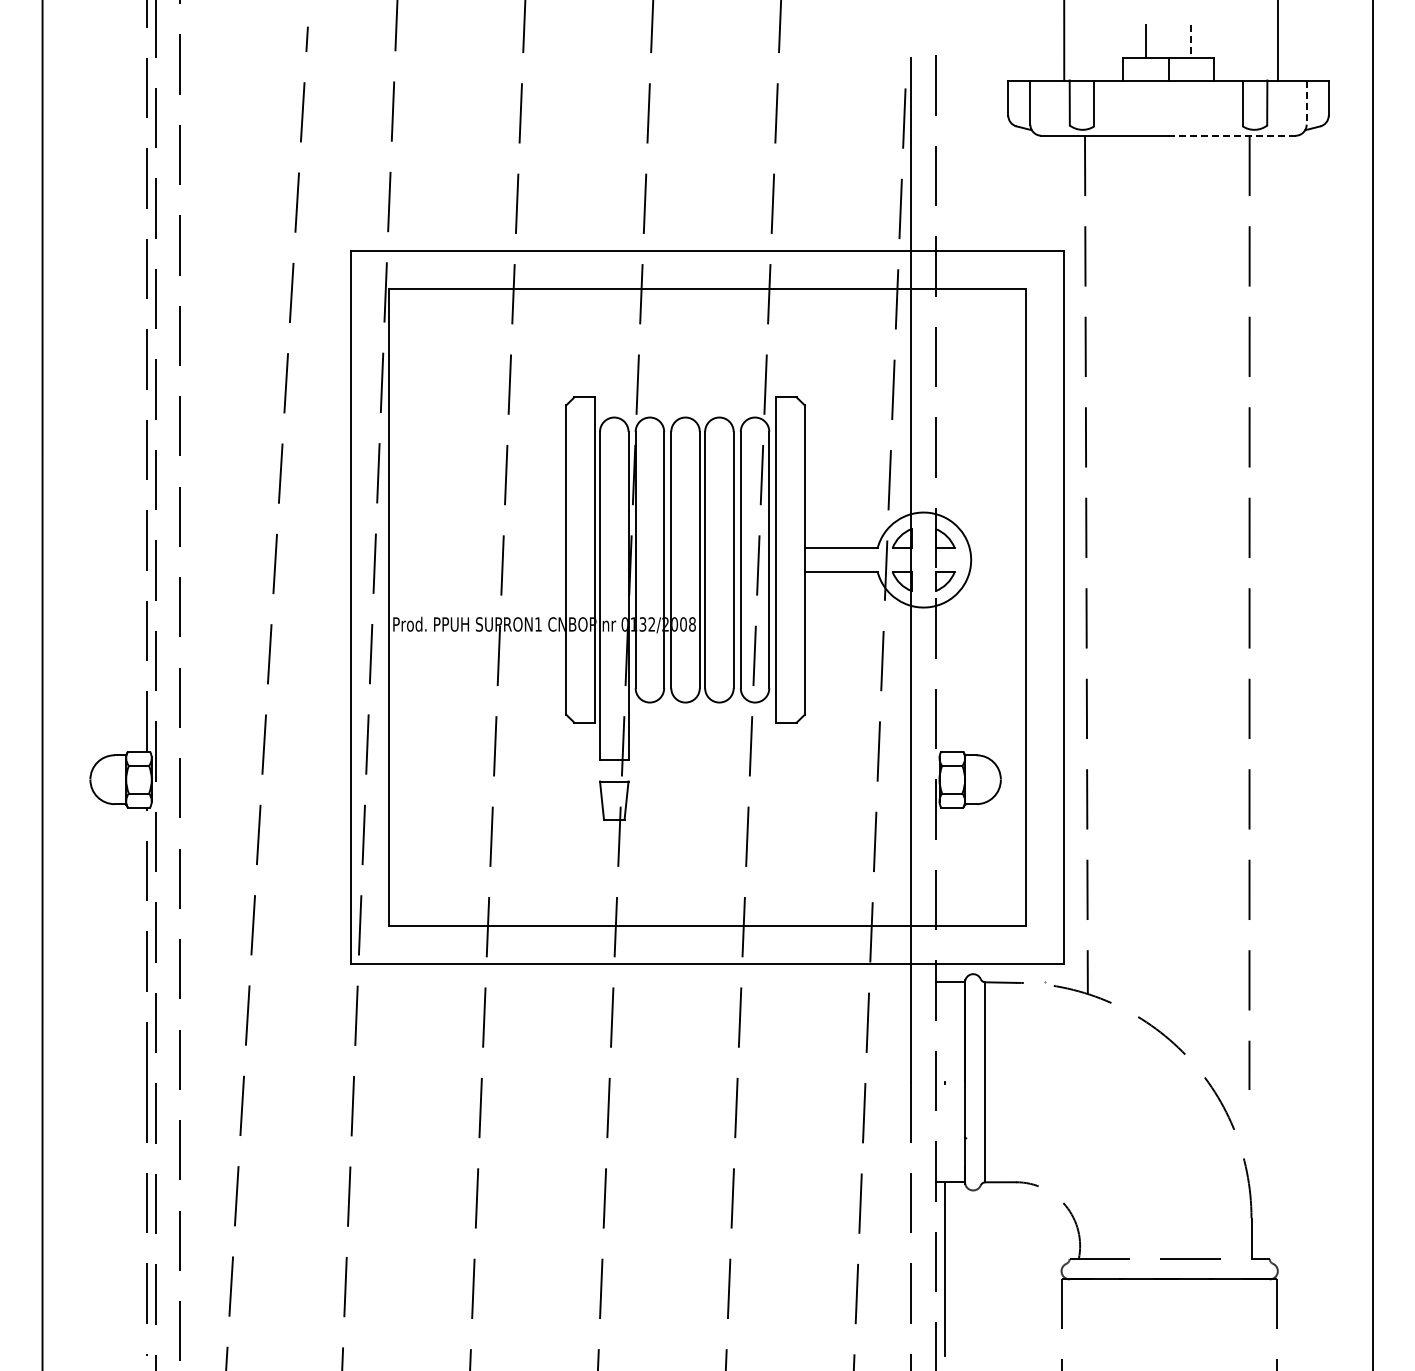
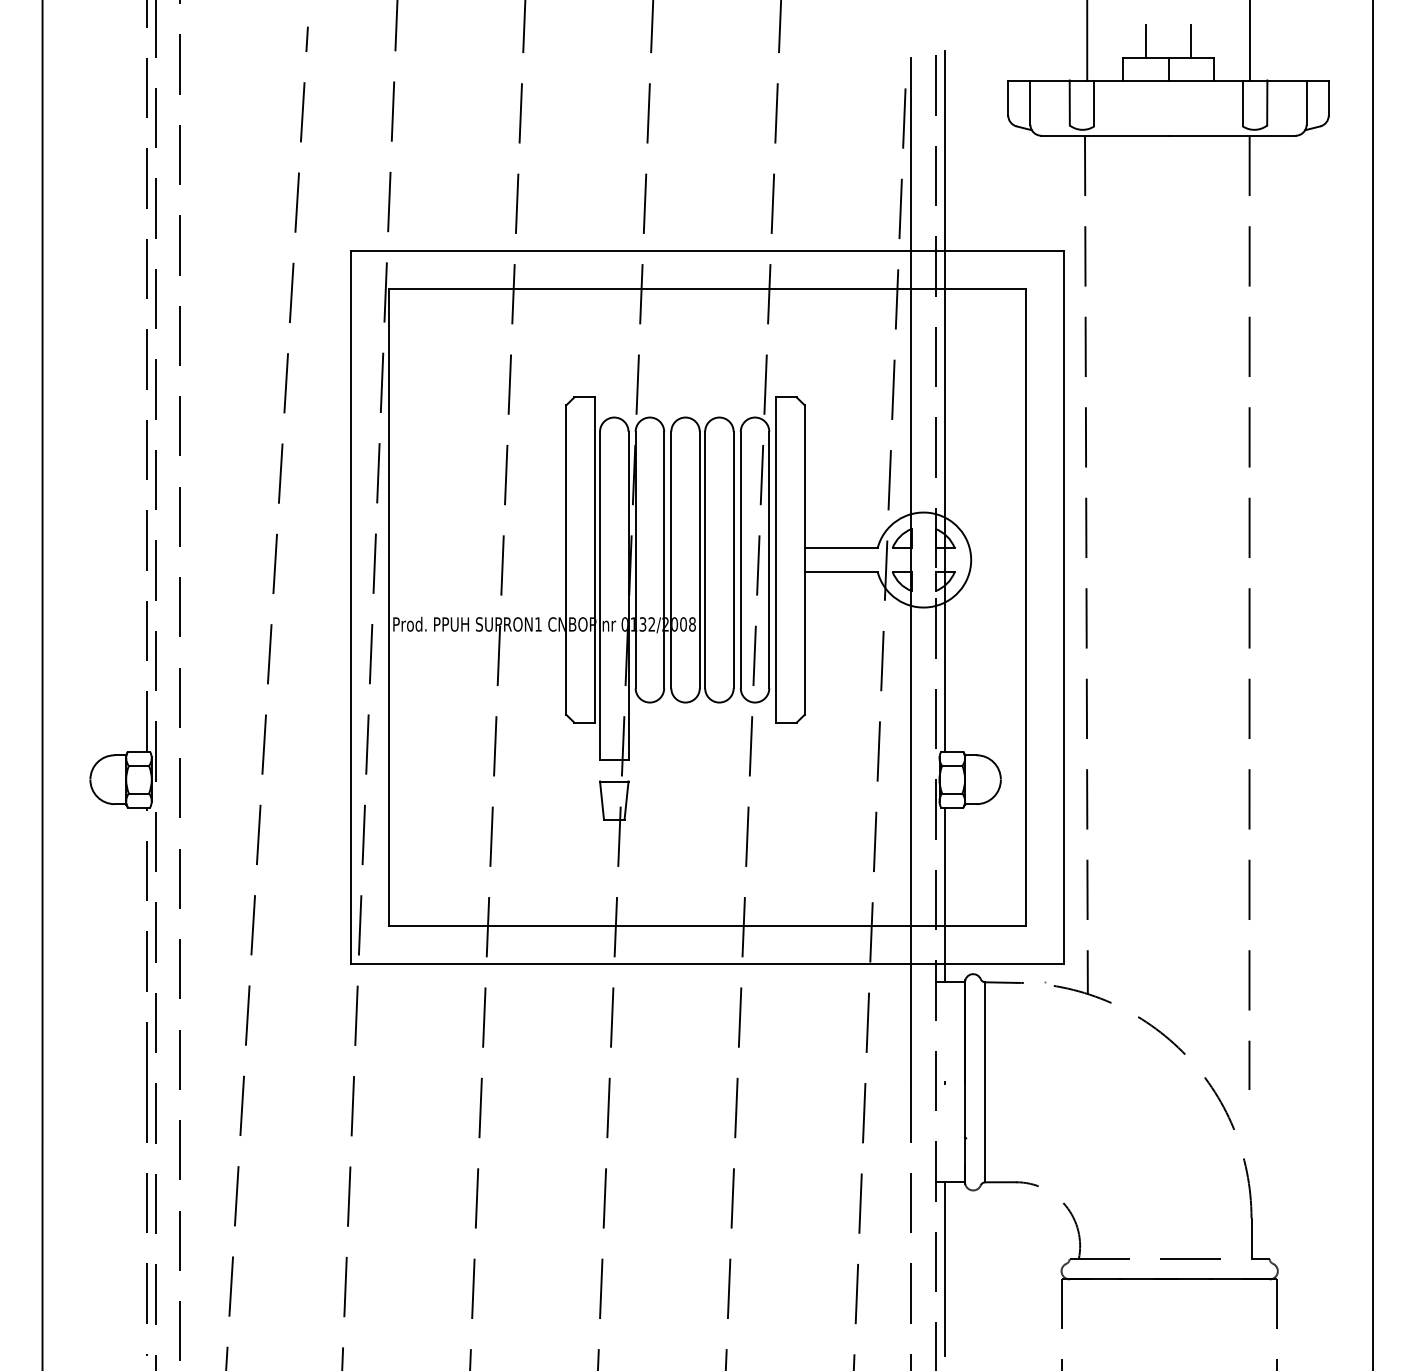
line position: (1064, 41) -> (1087, 41) (1087, 41)
line: dashed -> solid (1190, 41)
line position: (1277, 41) -> (1249, 41) (1249, 41)
line: dashed -> solid (1306, 103)
line: dashed -> solid (1232, 135)
line: none -> present (944, 401)
line: none -> present (944, 894)
